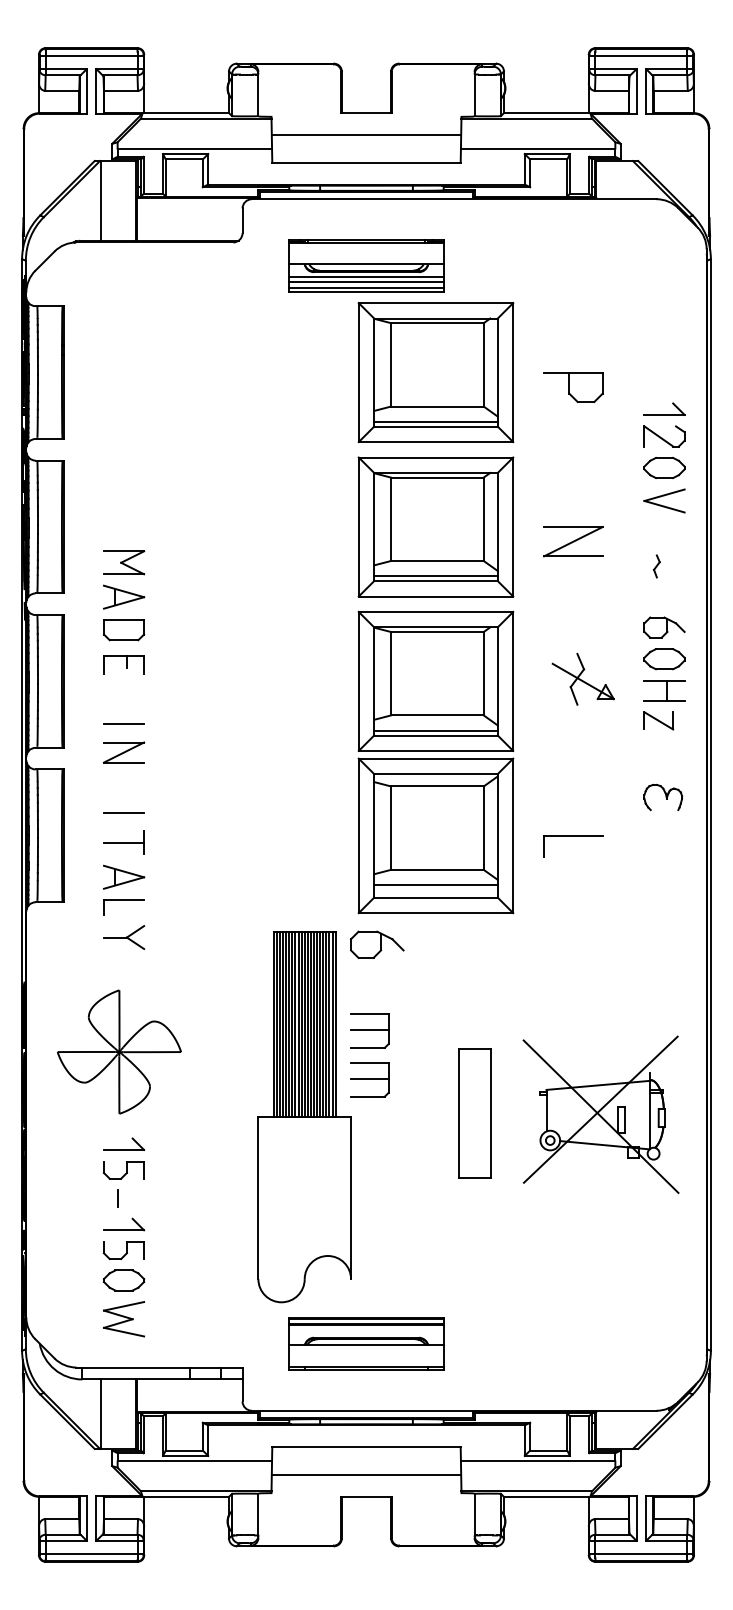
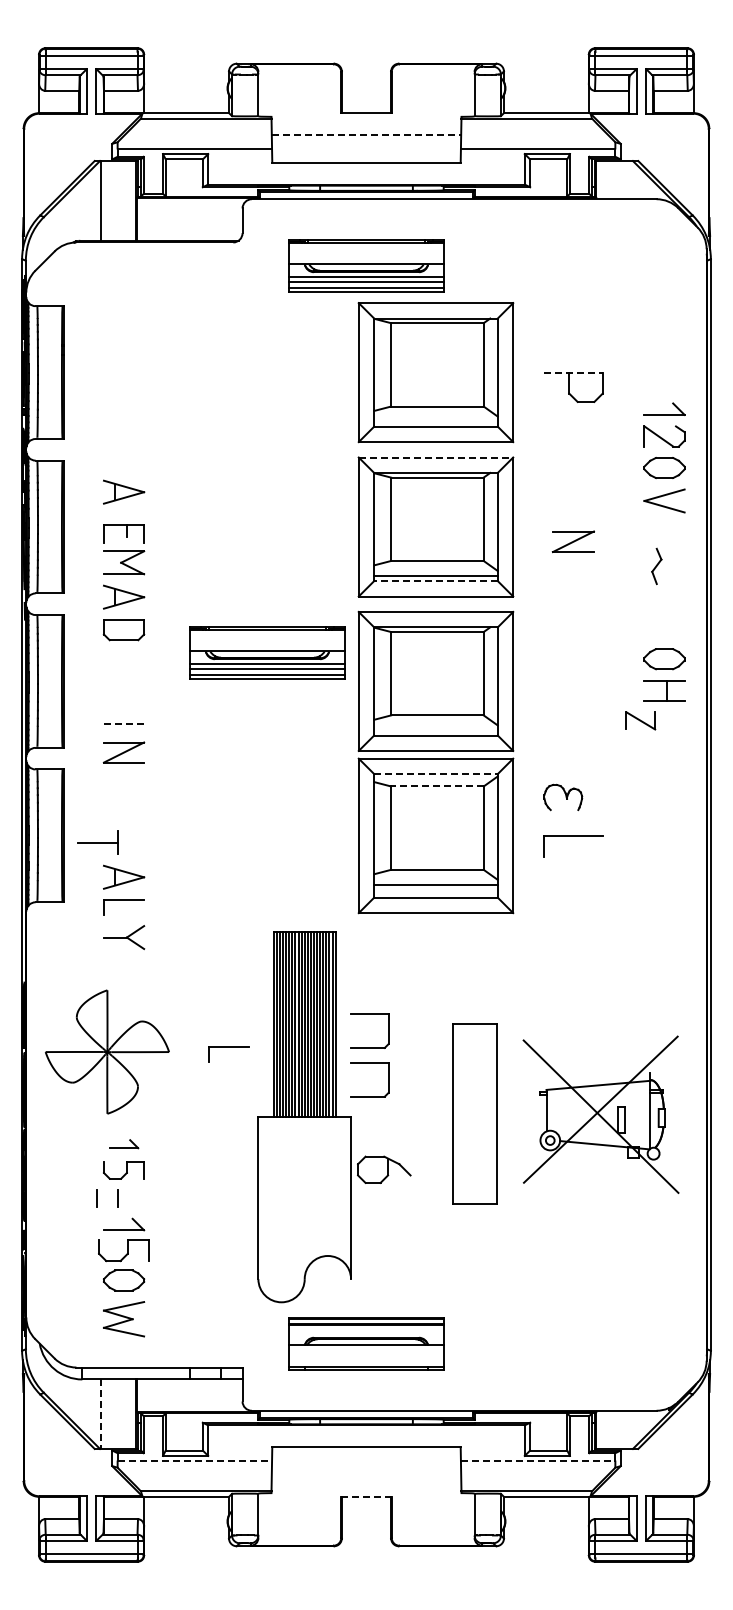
line: solid -> dashed (366, 134)
line: solid -> dashed (573, 372)
line: present -> none (435, 422)
line: solid -> dashed (436, 457)
part: none -> present (124, 491)
part size: 61x32 px -> 44x24 px (572, 541)
part size: 8x25 px -> 12x38 px (656, 565)
line: solid -> dashed (435, 581)
part: present -> none (664, 627)
part: none -> present (267, 652)
part position: (123, 664) -> (123, 533) (123, 533)
part: present -> none (582, 678)
part position: (658, 720) -> (640, 720) (640, 720)
line: solid -> dashed (124, 724)
line: present -> none (435, 730)
line: solid -> dashed (435, 774)
line: solid -> dashed (436, 786)
part position: (663, 797) -> (563, 797) (563, 797)
line: present -> none (123, 813)
part position: (123, 842) -> (97, 842) (97, 842)
part position: (377, 944) -> (384, 1169) (384, 1169)
line: present -> none (369, 1030)
part: none -> present (228, 1047)
part position: (119, 1051) -> (107, 1051) (107, 1051)
line: present -> none (369, 1079)
part size: 34x131 px -> 46x182 px (474, 1113)
part size: 43x14 px -> 31x11 px (124, 1144)
line: none -> present (96, 1198)
part size: 43x20 px -> 52x24 px (123, 1250)
line: solid -> dashed (100, 1414)
line: solid -> dashed (195, 1460)
line: solid -> dashed (538, 1460)
line: present -> none (366, 1475)
line: solid -> dashed (366, 1496)
